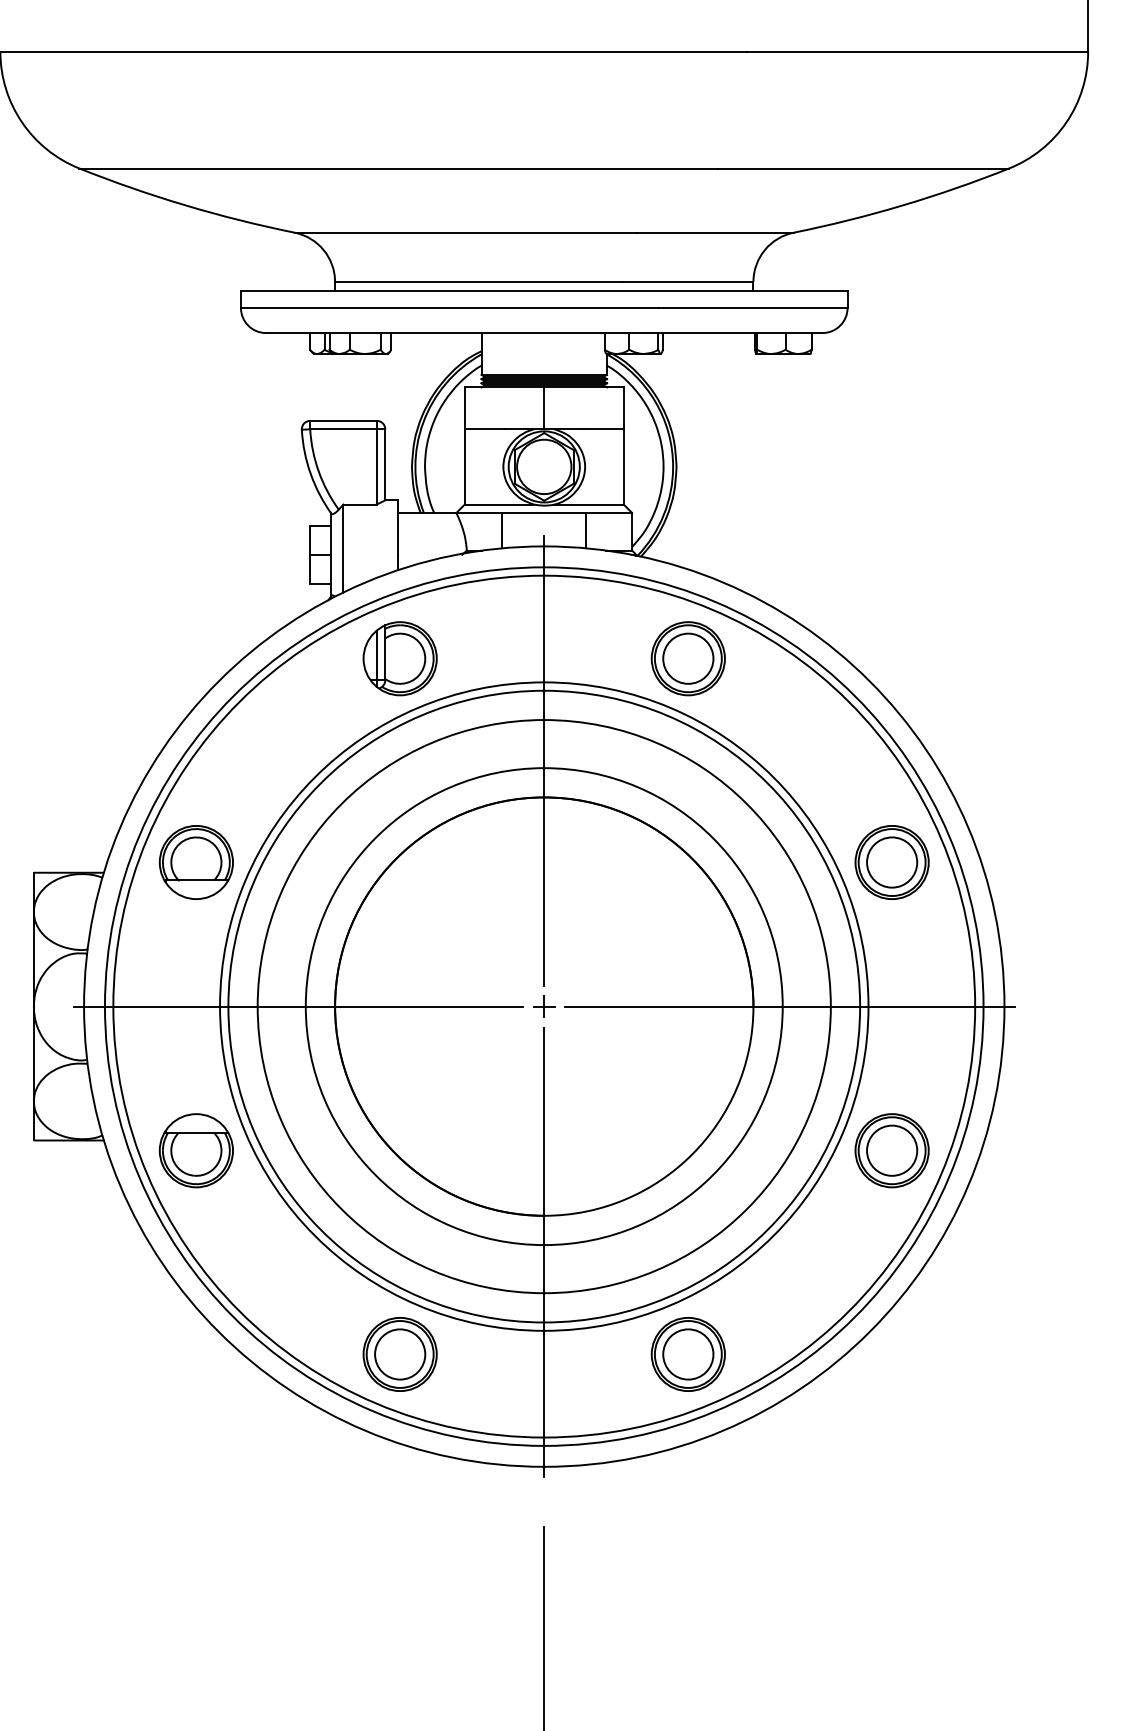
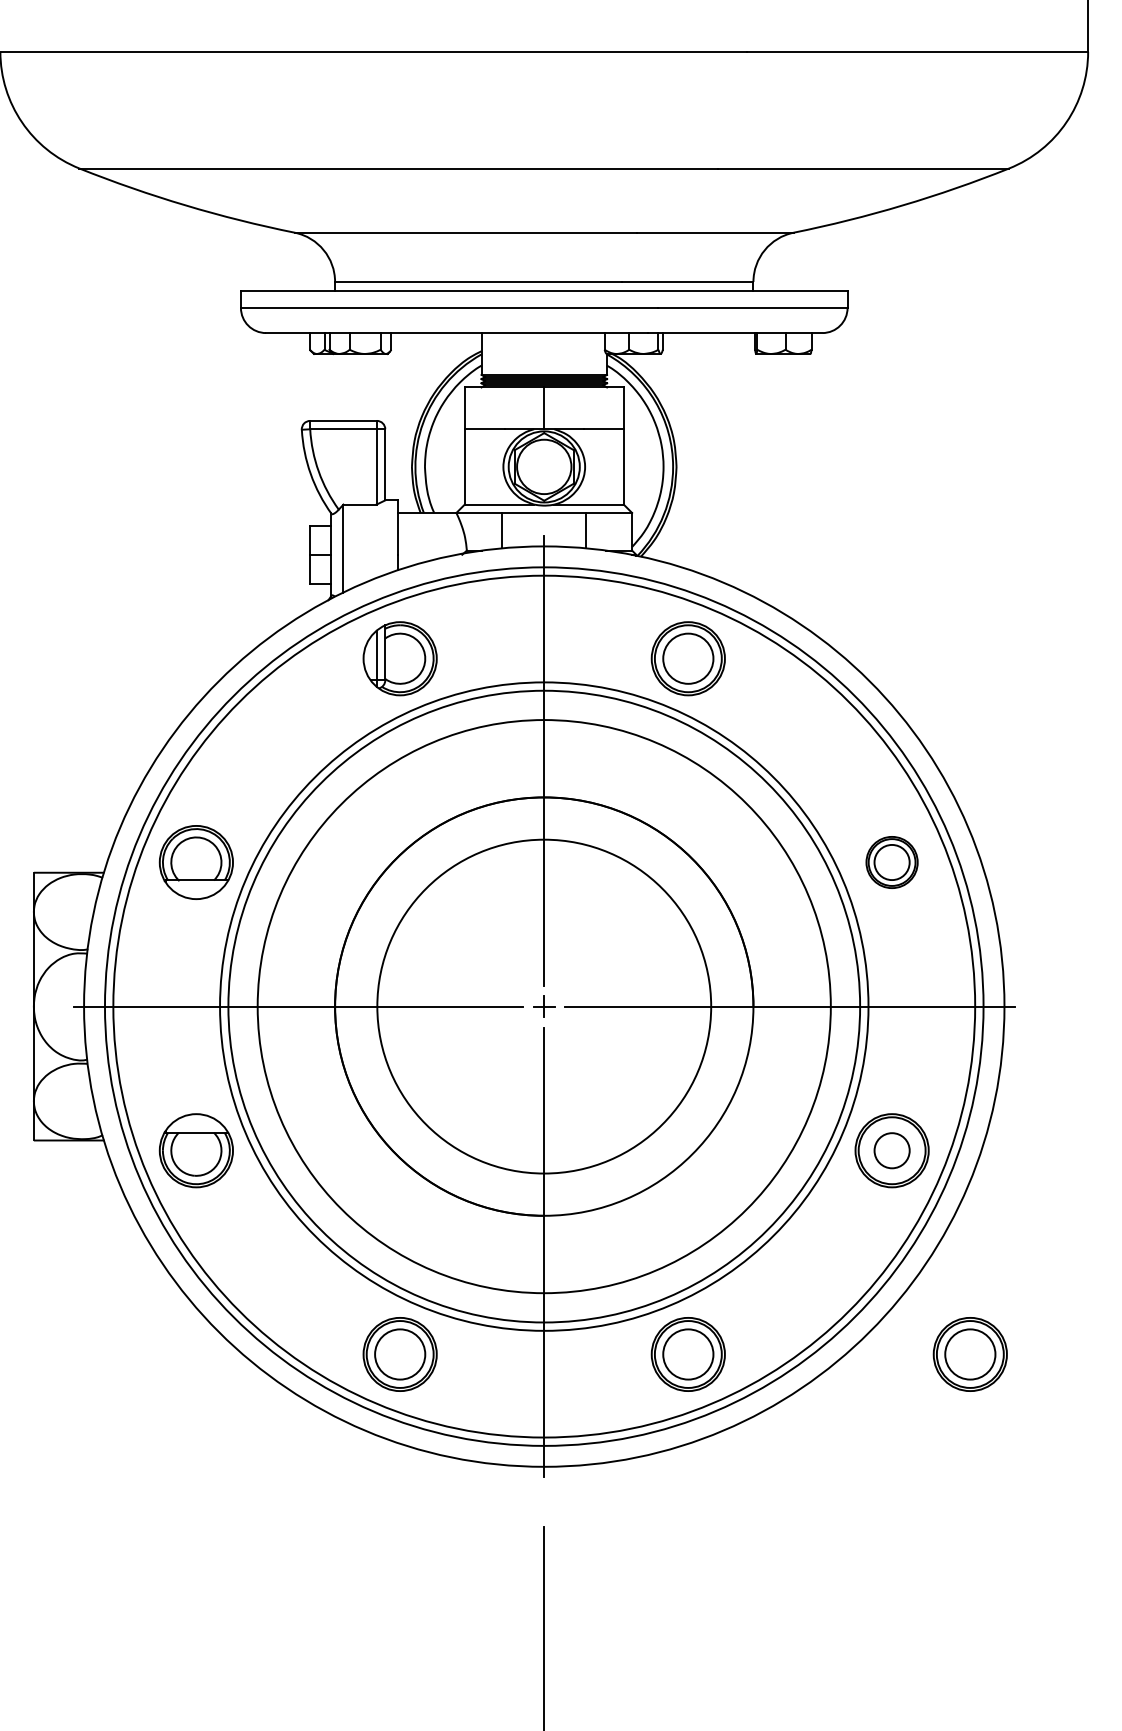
part size: 76x75 px -> 54x53 px (891, 862)
circle diameter: 477 px -> 334 px (544, 1006)
circle diameter: 50 px -> 35 px (891, 1150)
part: none -> present (969, 1354)
